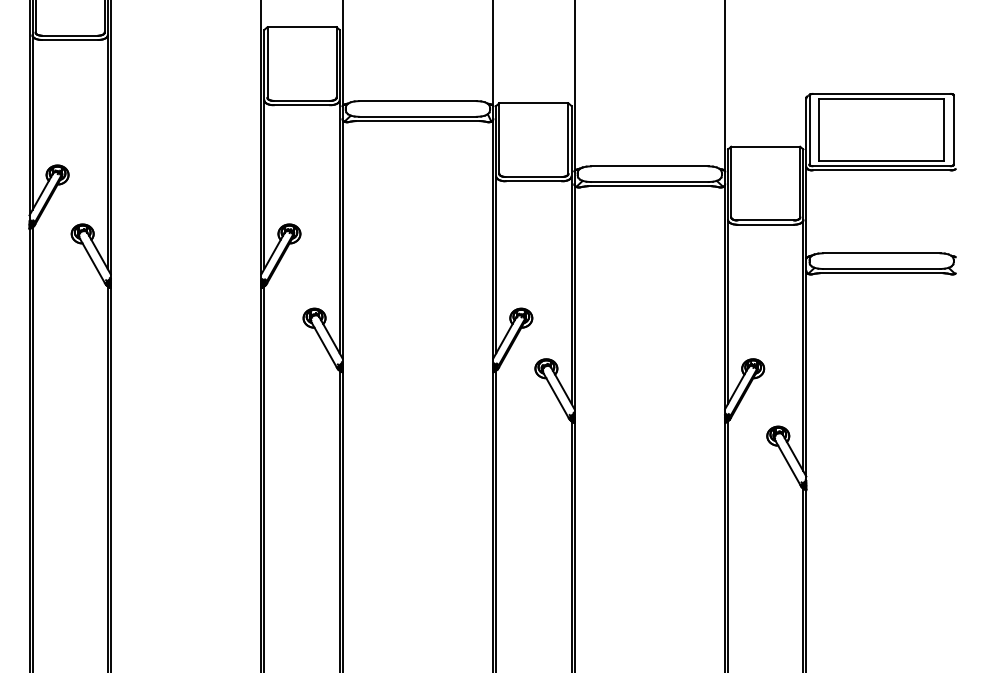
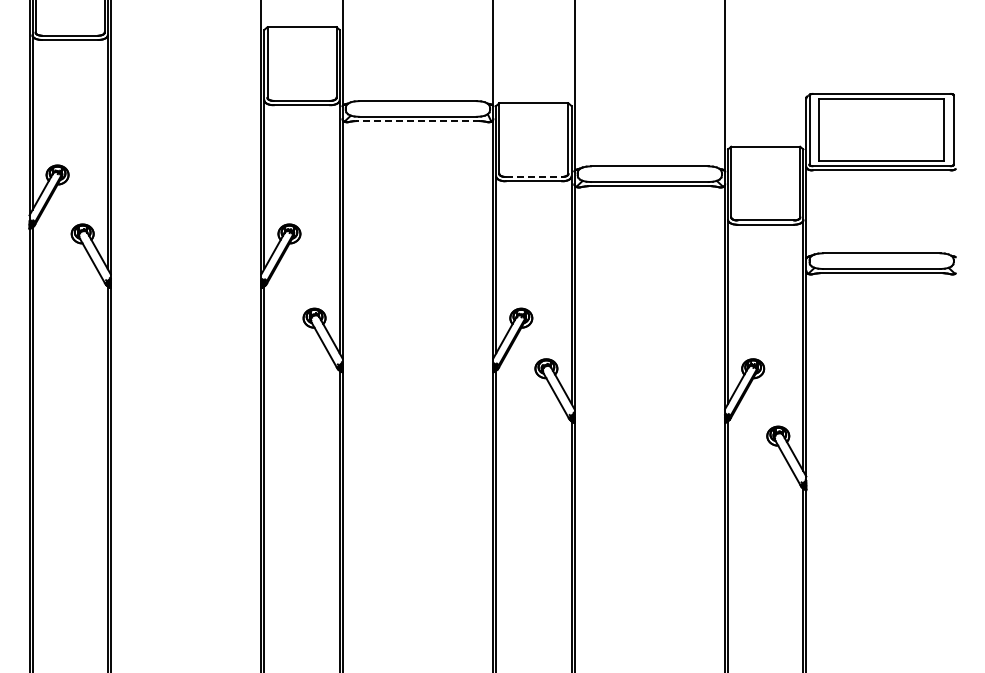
line: solid -> dashed (417, 121)
line: solid -> dashed (534, 176)
